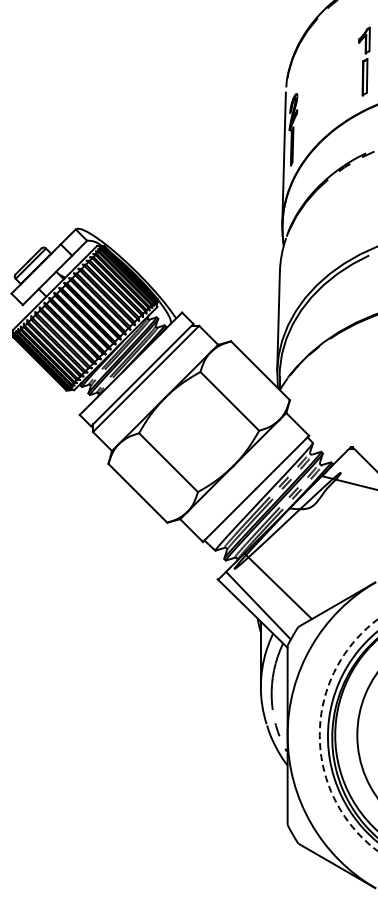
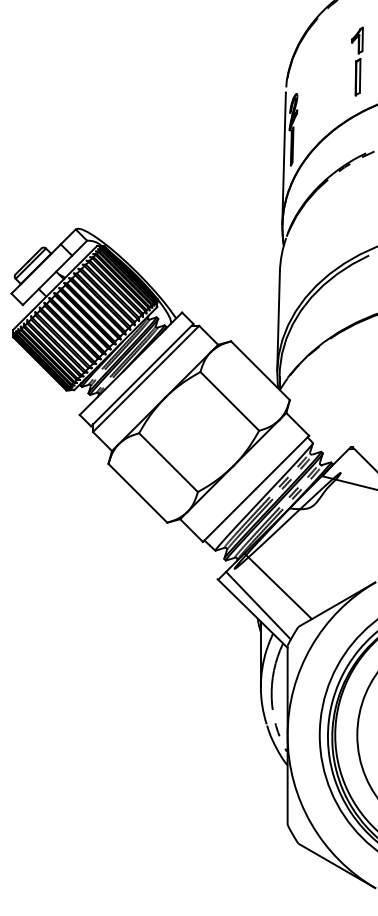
part position: (364, 61) -> (357, 61) (357, 61)
circle: dashed -> solid (348, 735)
